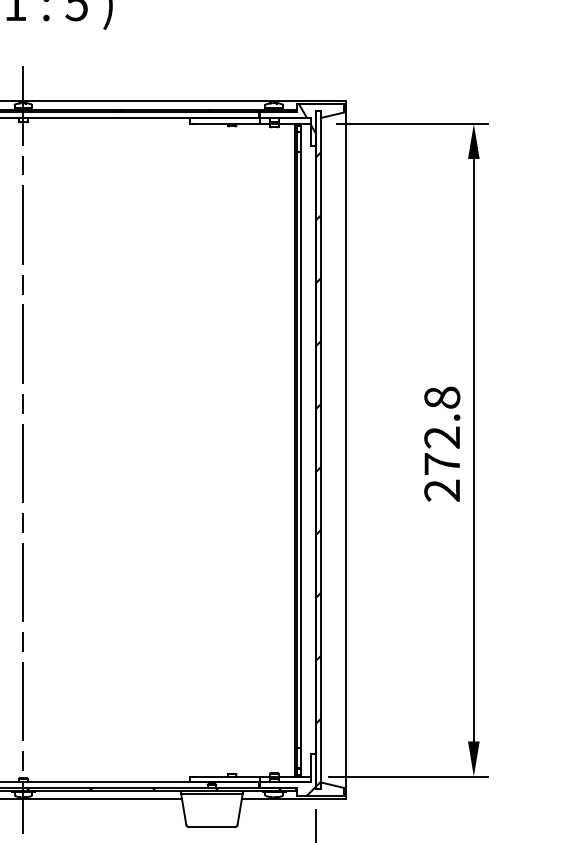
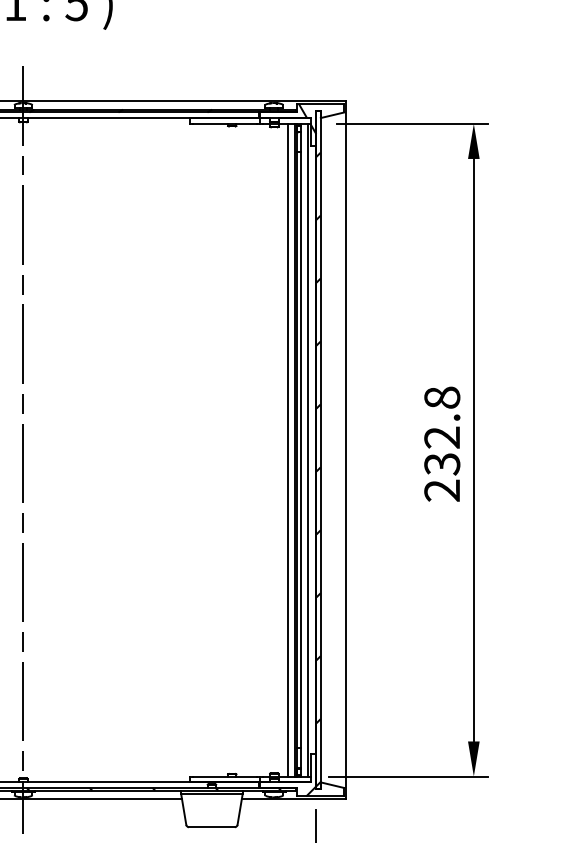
line: none -> present (288, 449)
line: none -> present (307, 449)
text: 272.8 -> 232.8 (442, 464)
